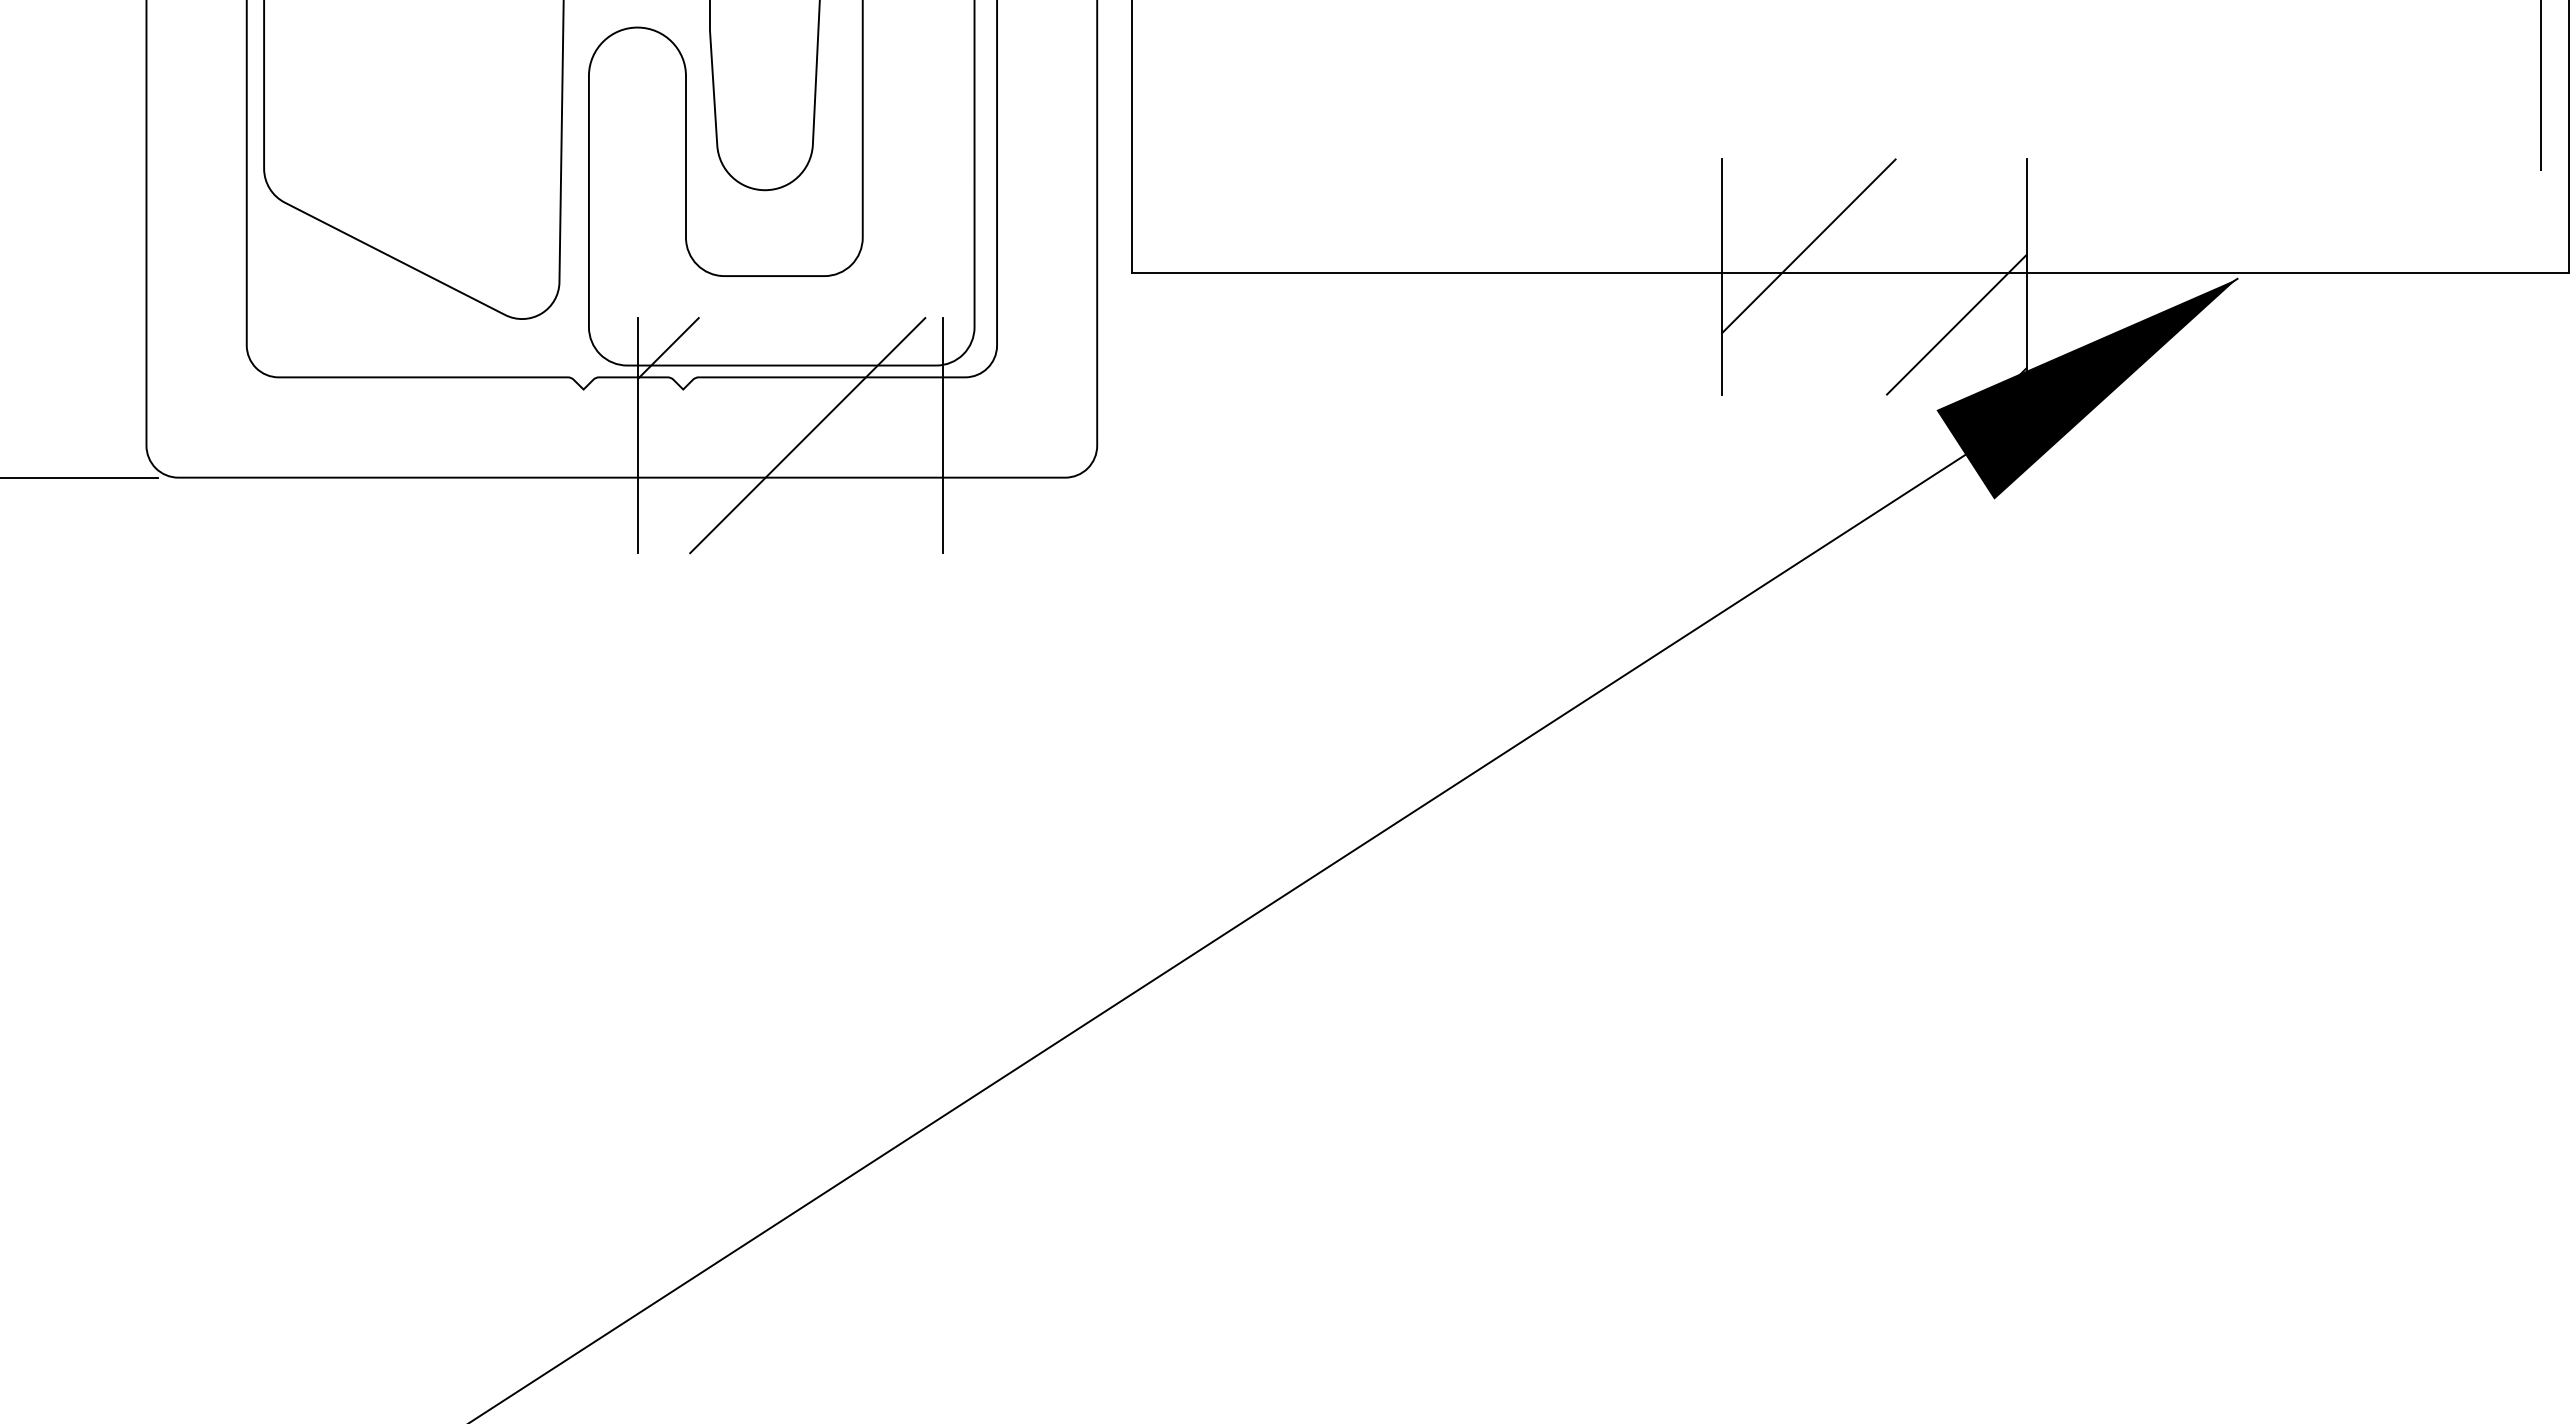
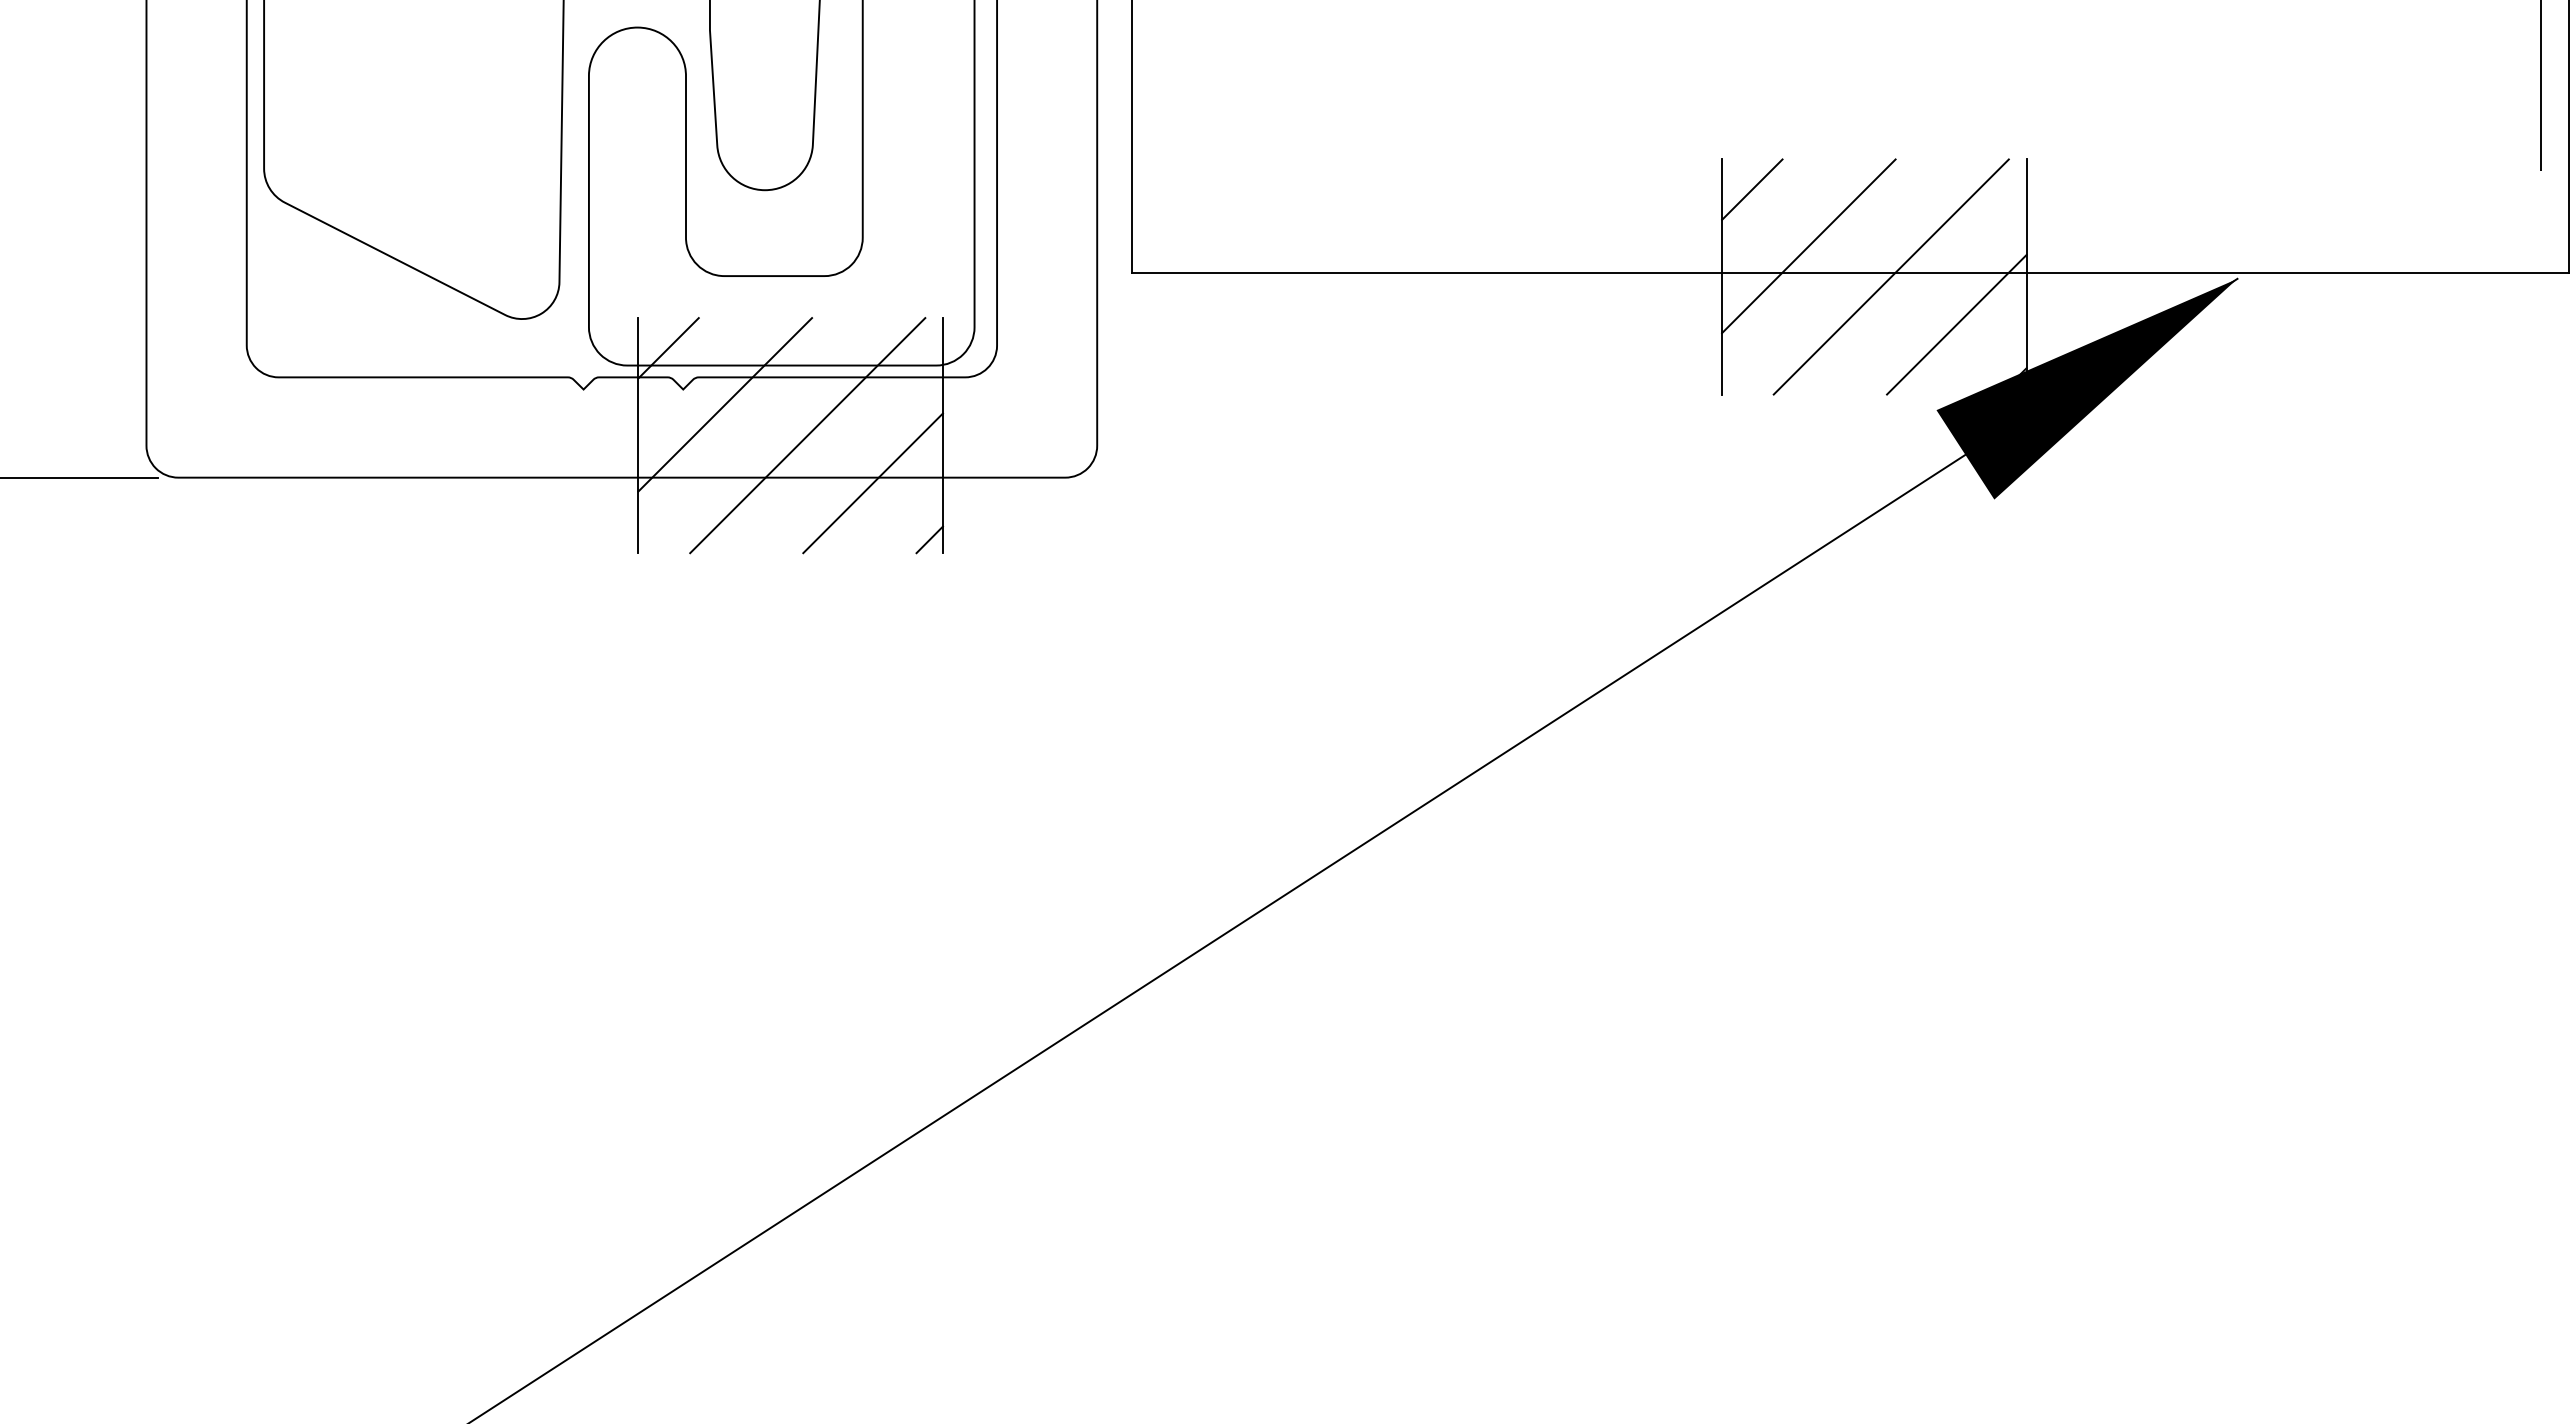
line: none -> present (1752, 189)
line: none -> present (1890, 276)
line: none -> present (725, 404)
line: none -> present (872, 483)
line: none -> present (929, 539)
